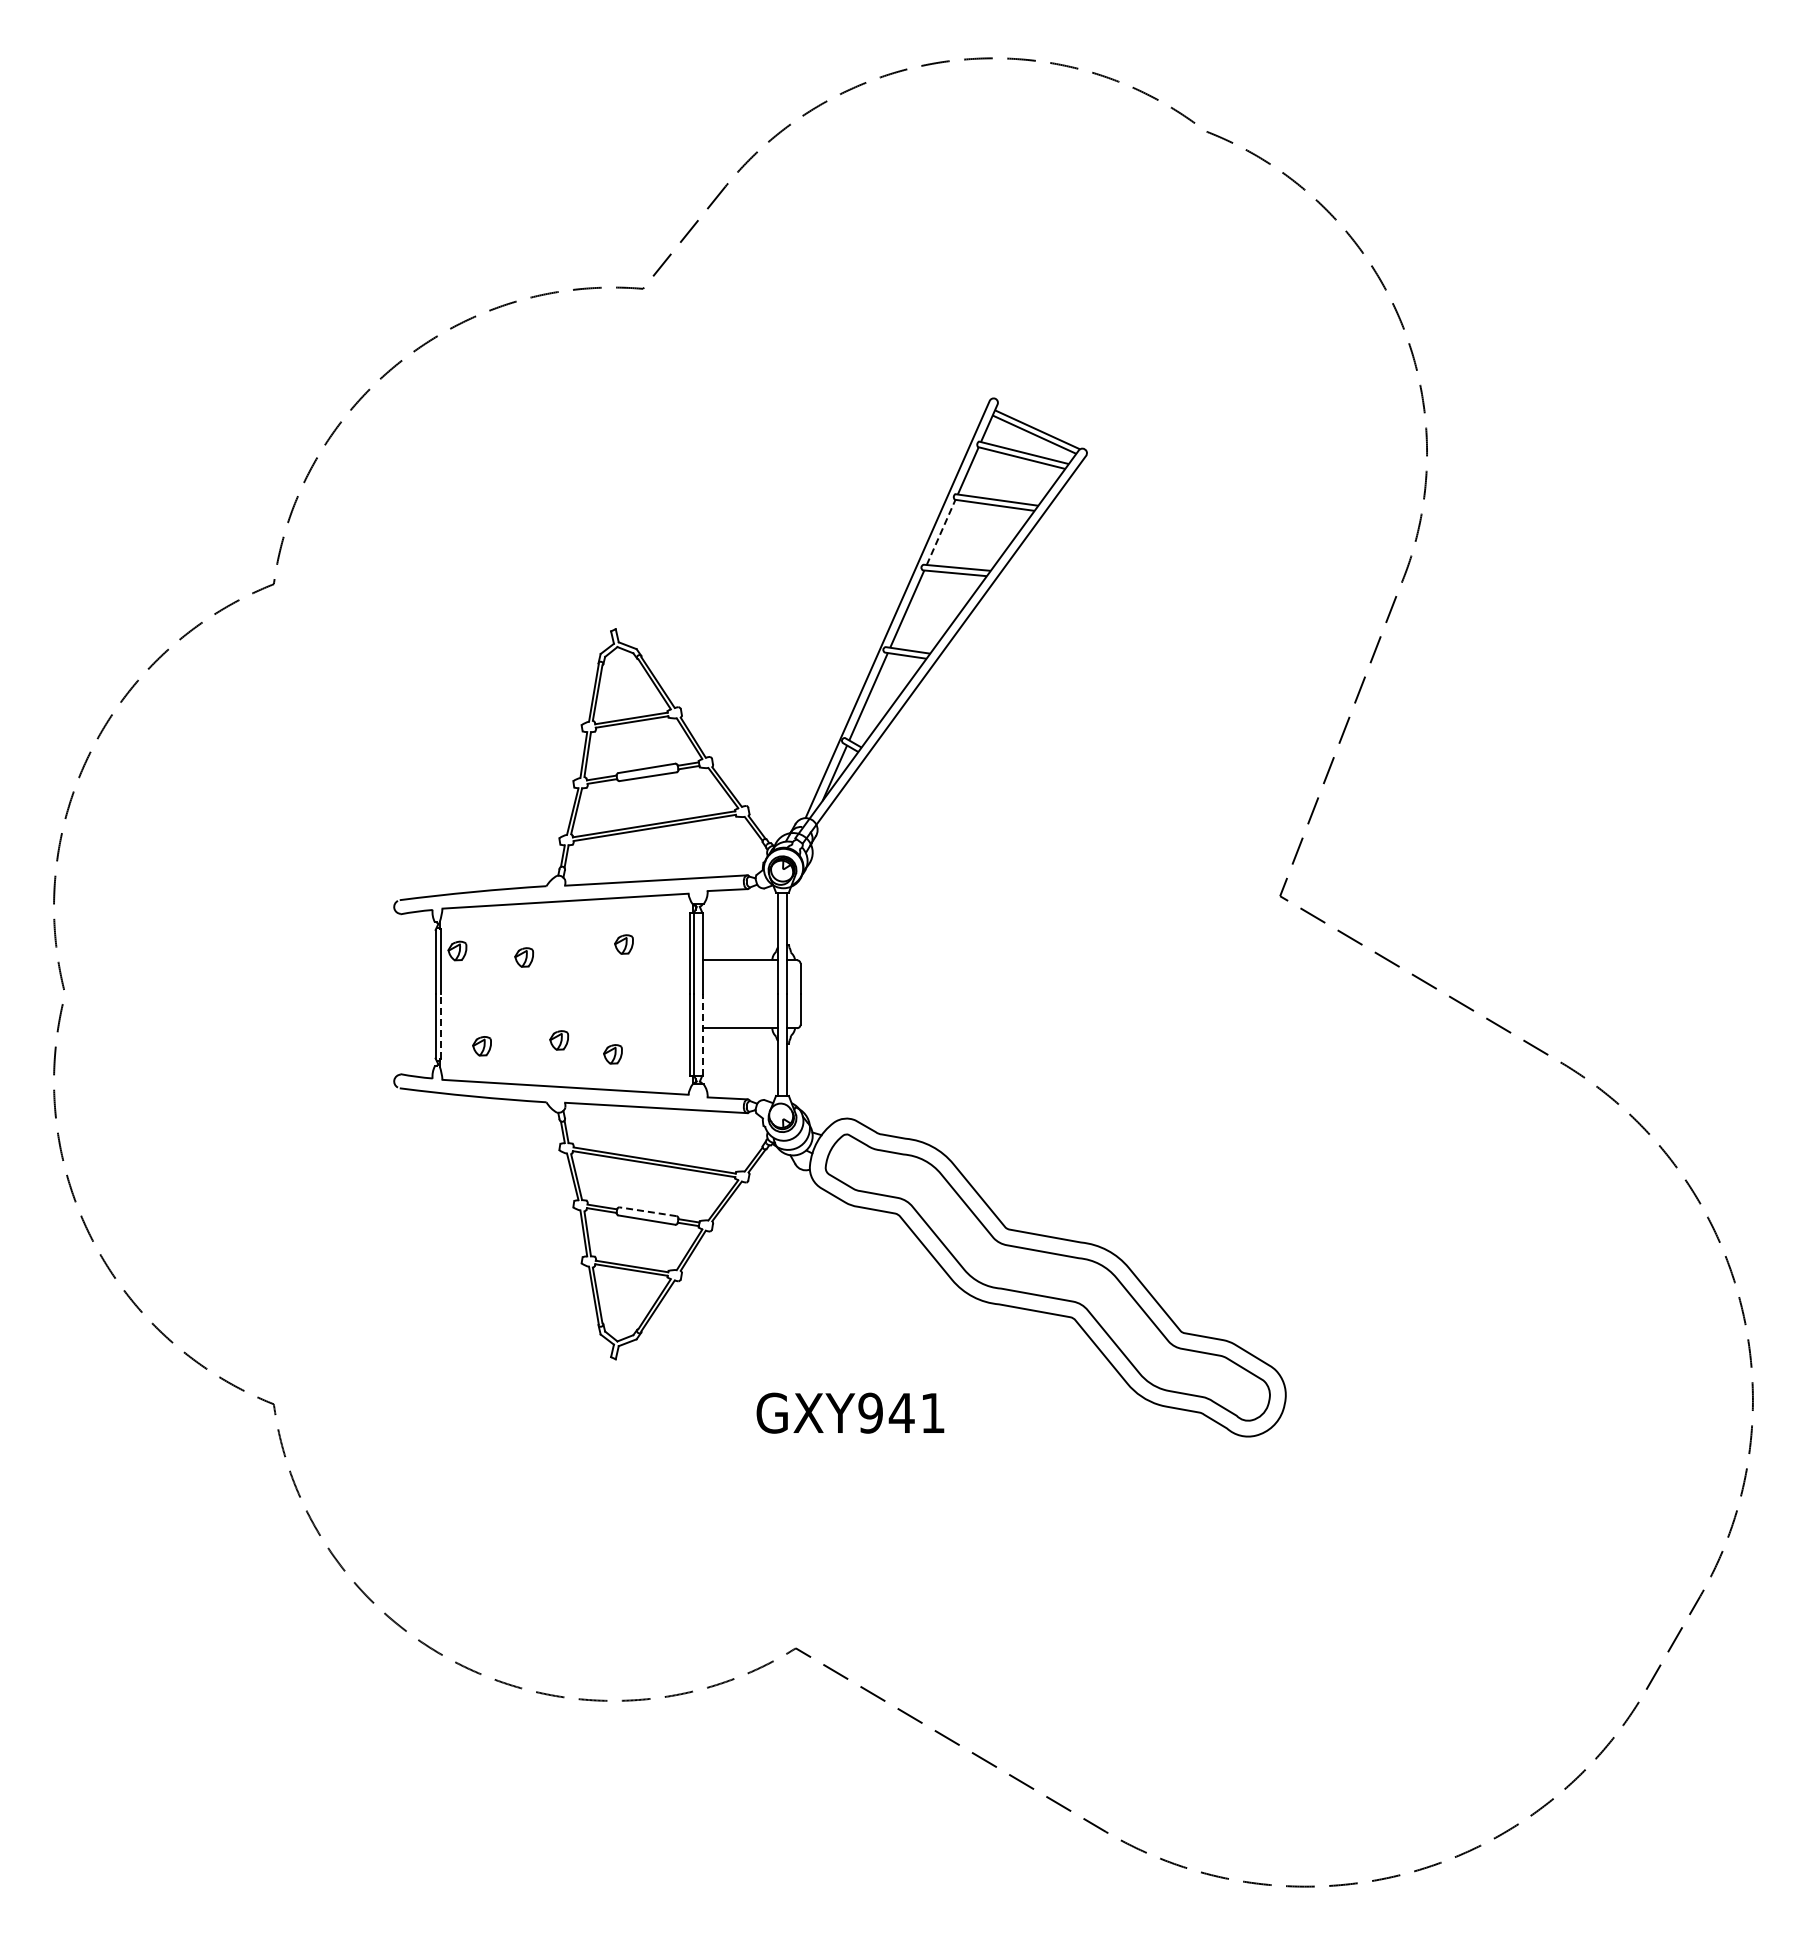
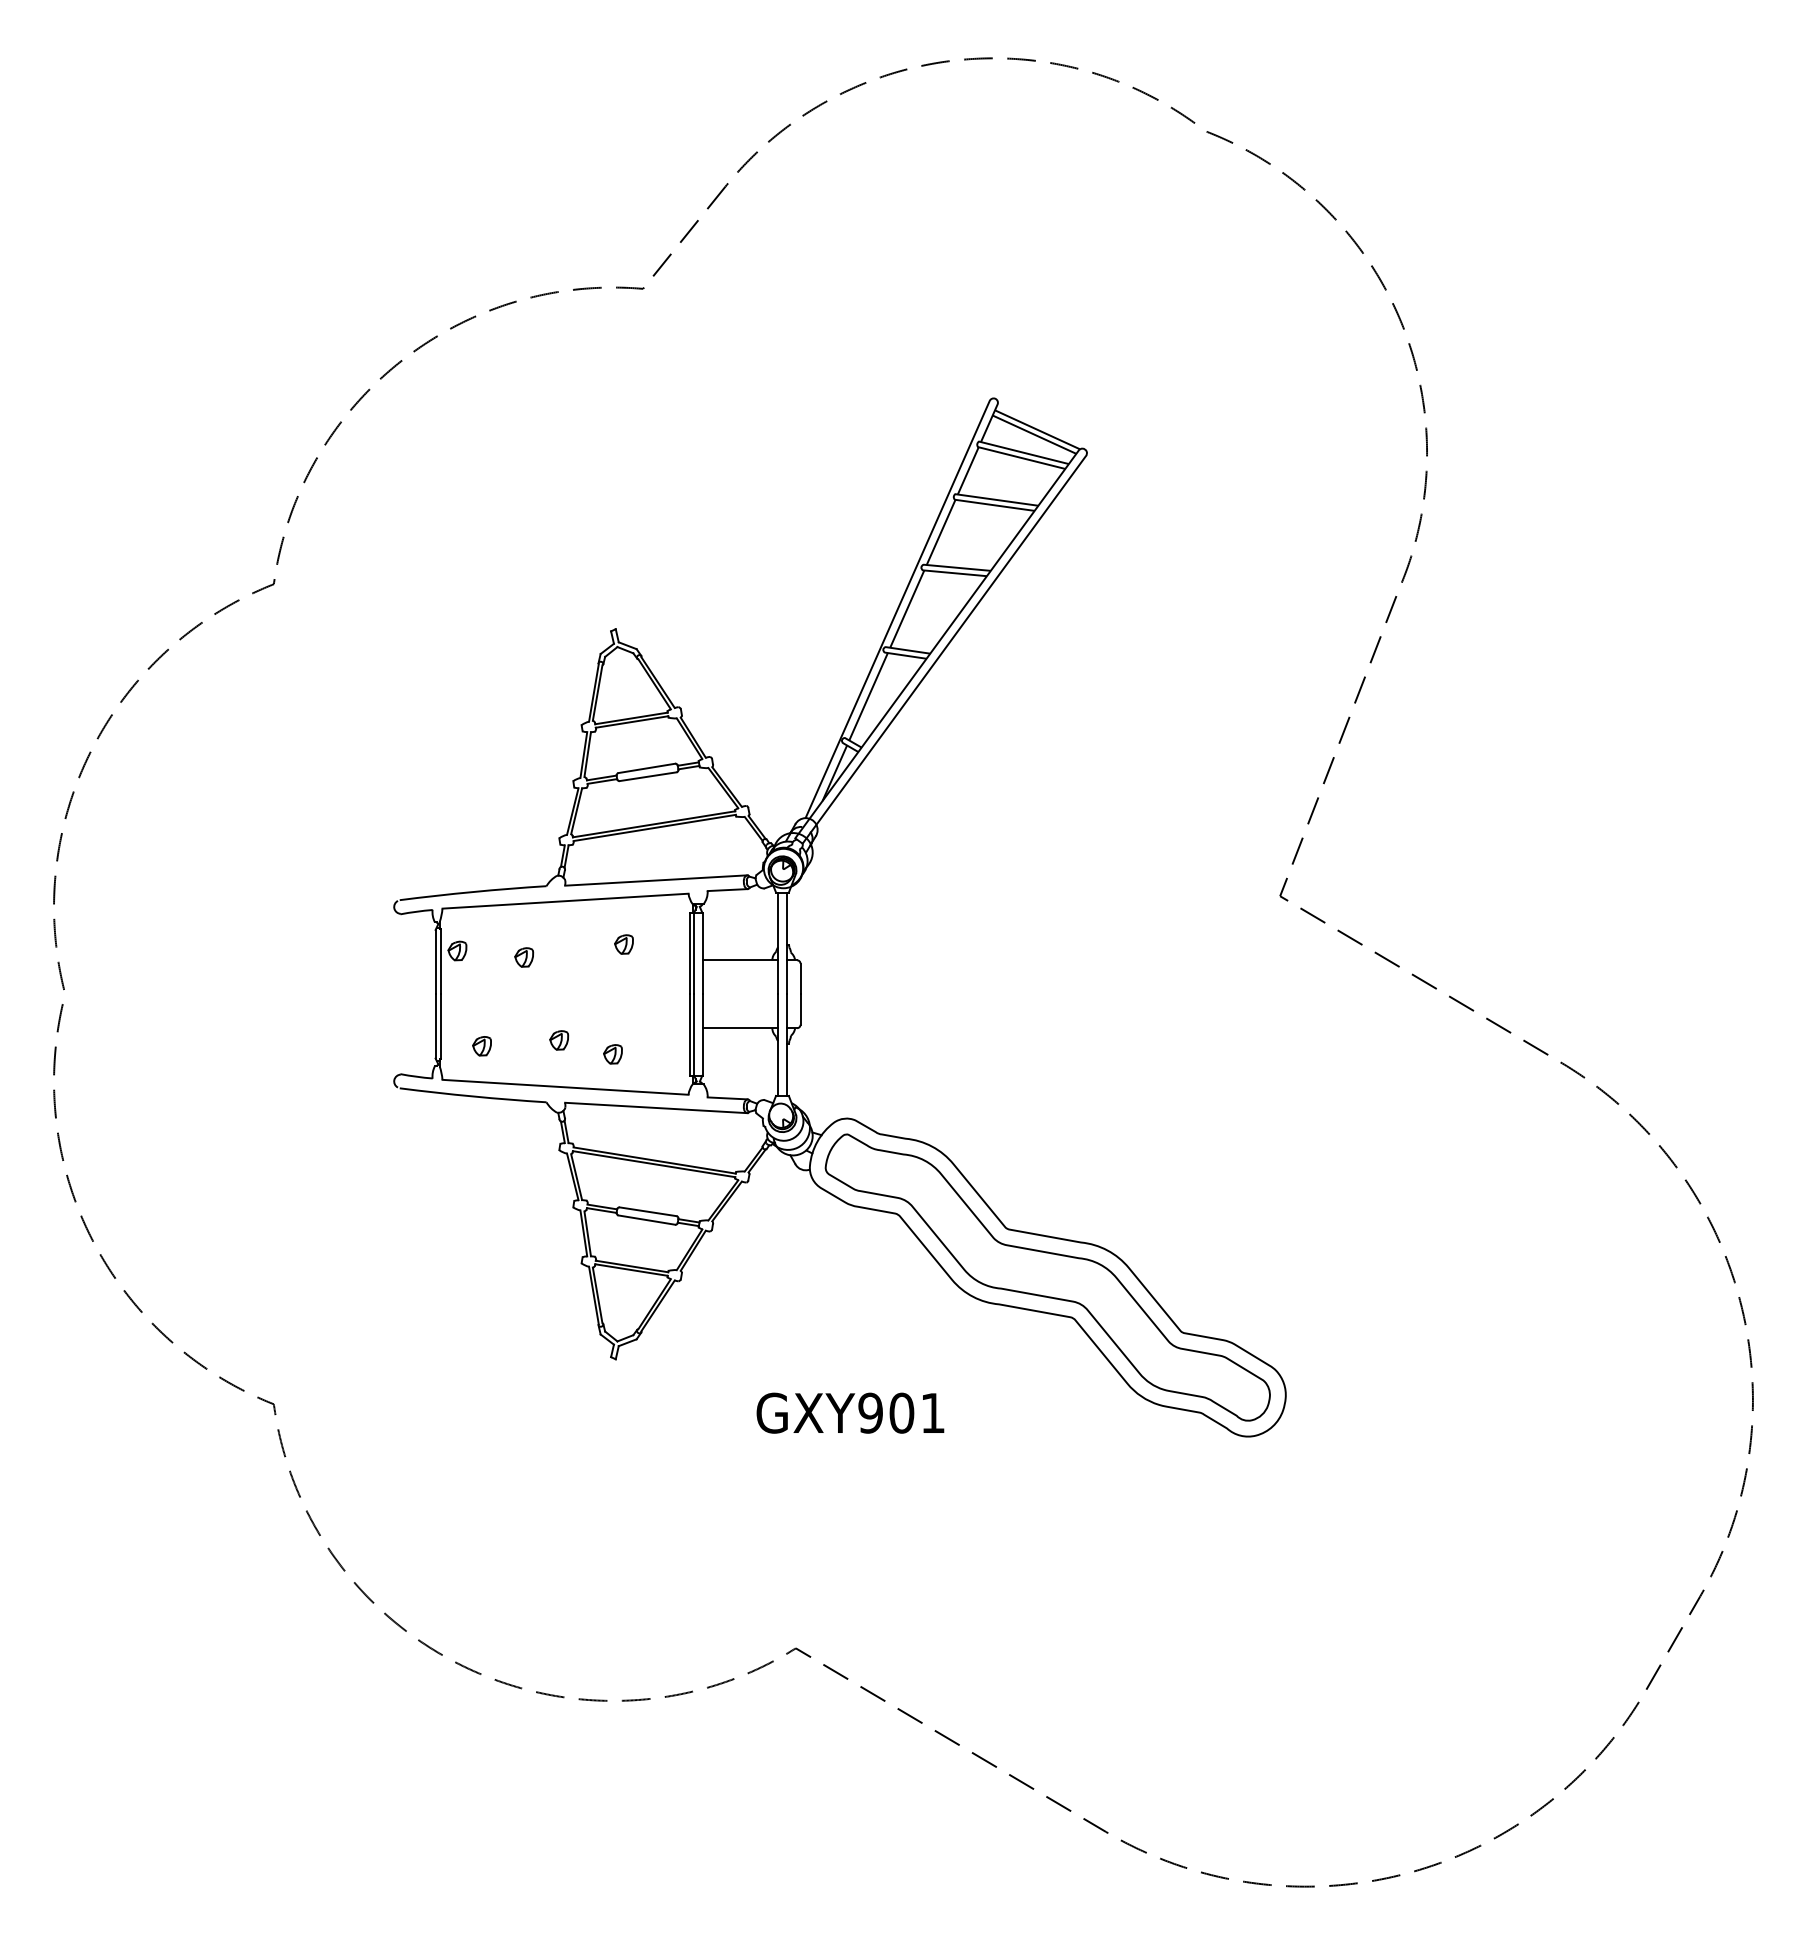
line: dashed -> solid (941, 532)
line: dashed -> solid (441, 1026)
line: dashed -> solid (702, 1035)
line: dashed -> solid (648, 1211)
text: GXY941 -> GXY901 (901, 1412)
